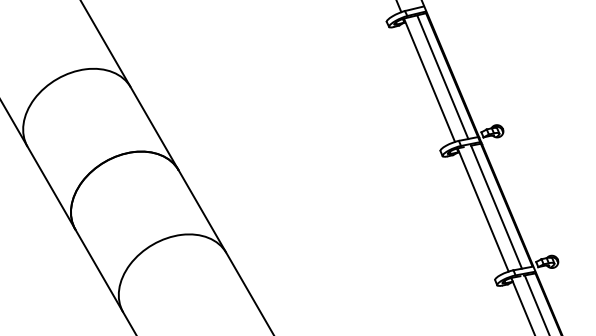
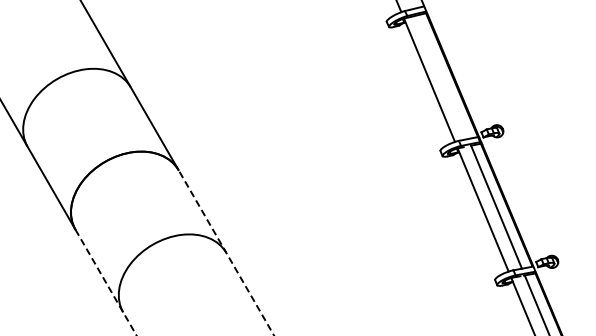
line: present -> none (442, 77)
line: solid -> dashed (226, 252)
line: solid -> dashed (105, 282)
